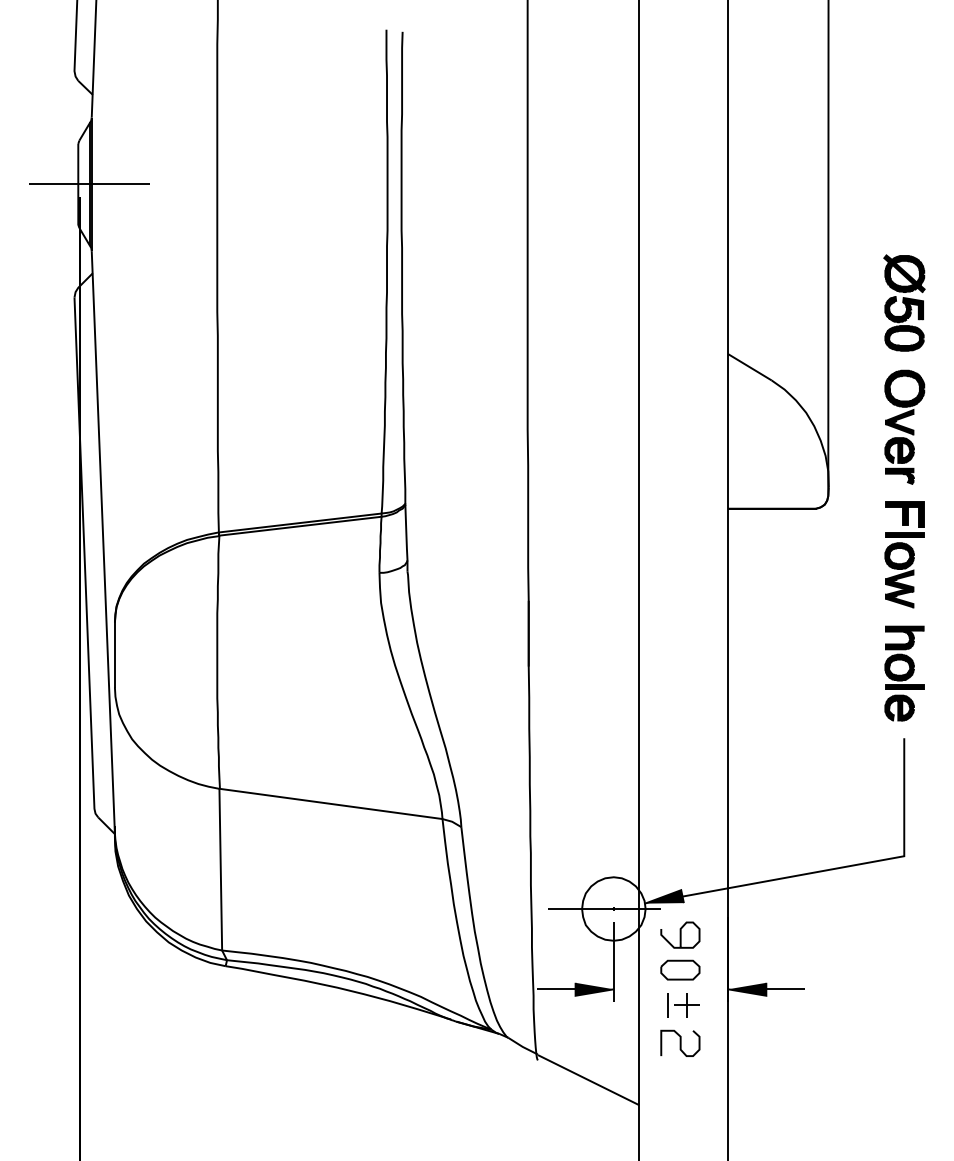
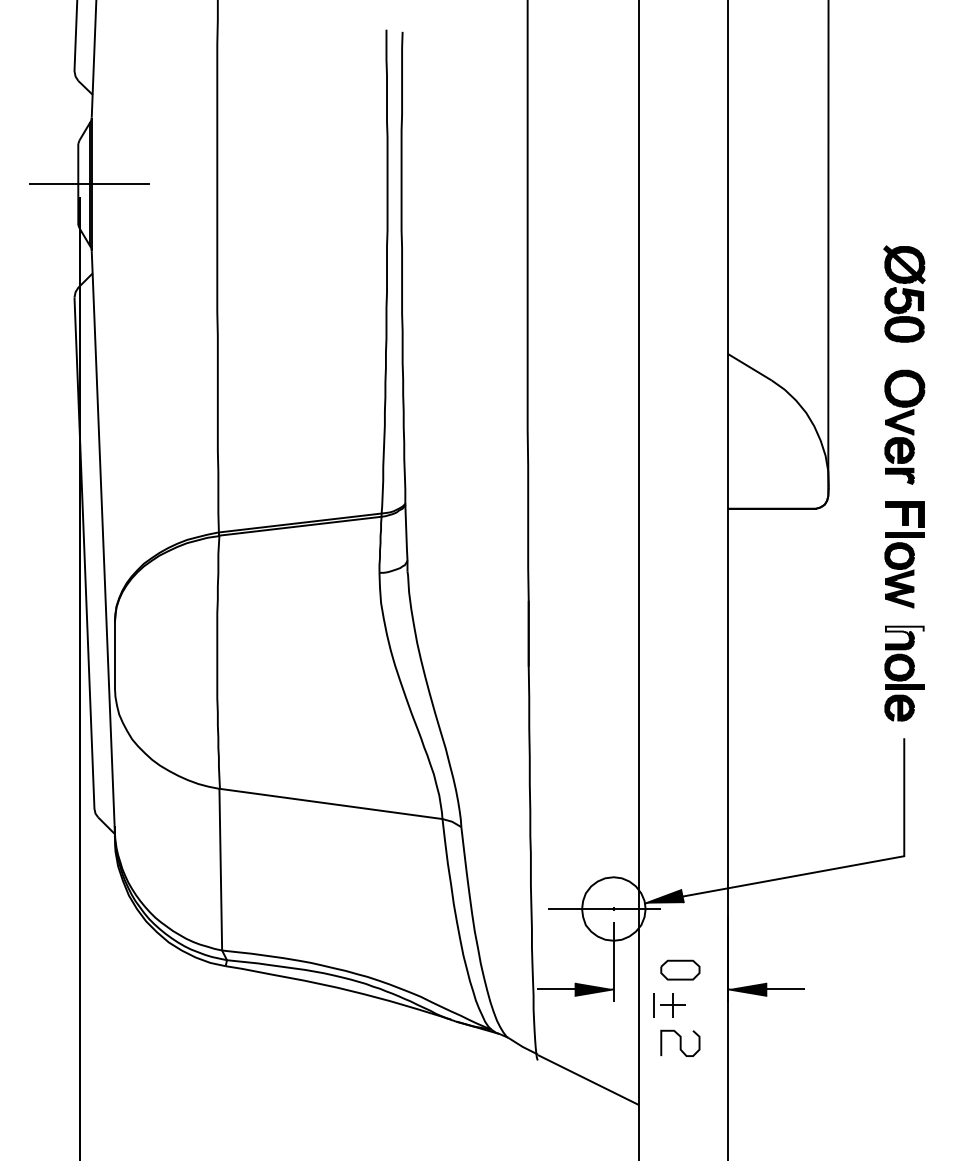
part position: (904, 302) -> (904, 293) (904, 293)
fill: present -> none (904, 632)
curve: present -> none (680, 934)
part position: (683, 1005) -> (669, 1005) (669, 1005)
